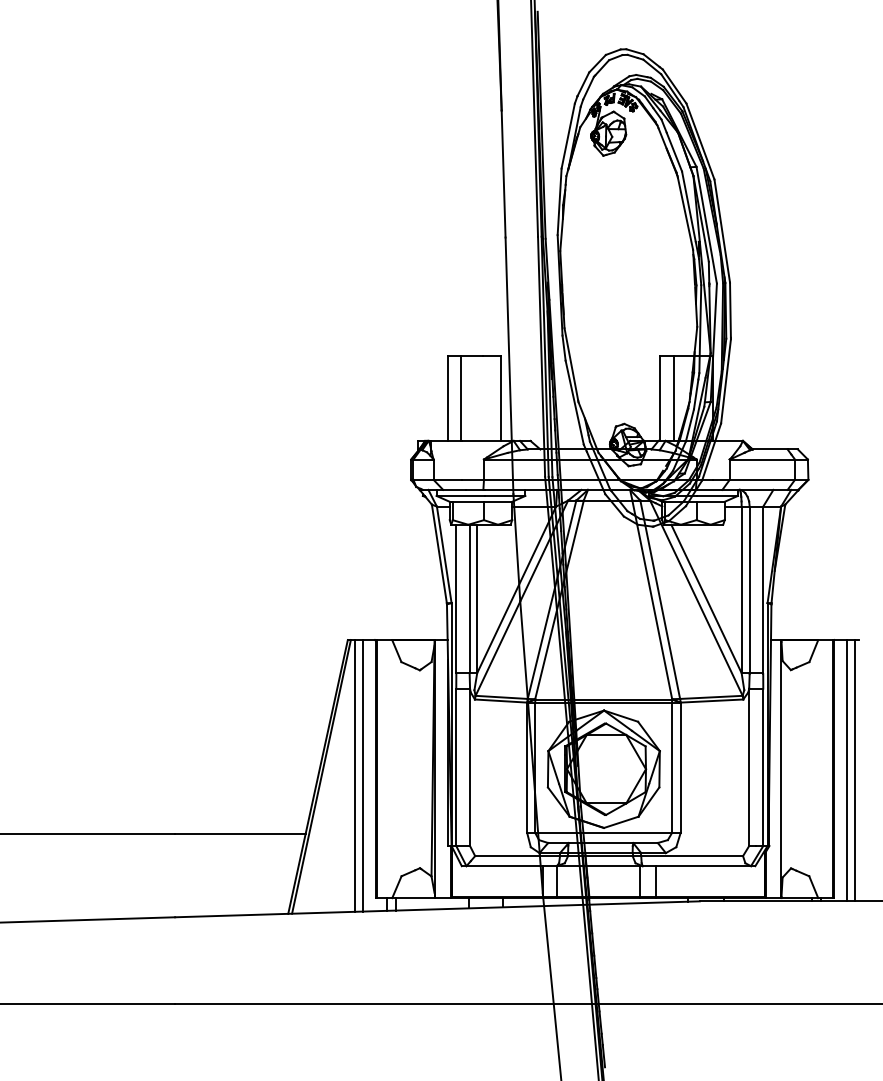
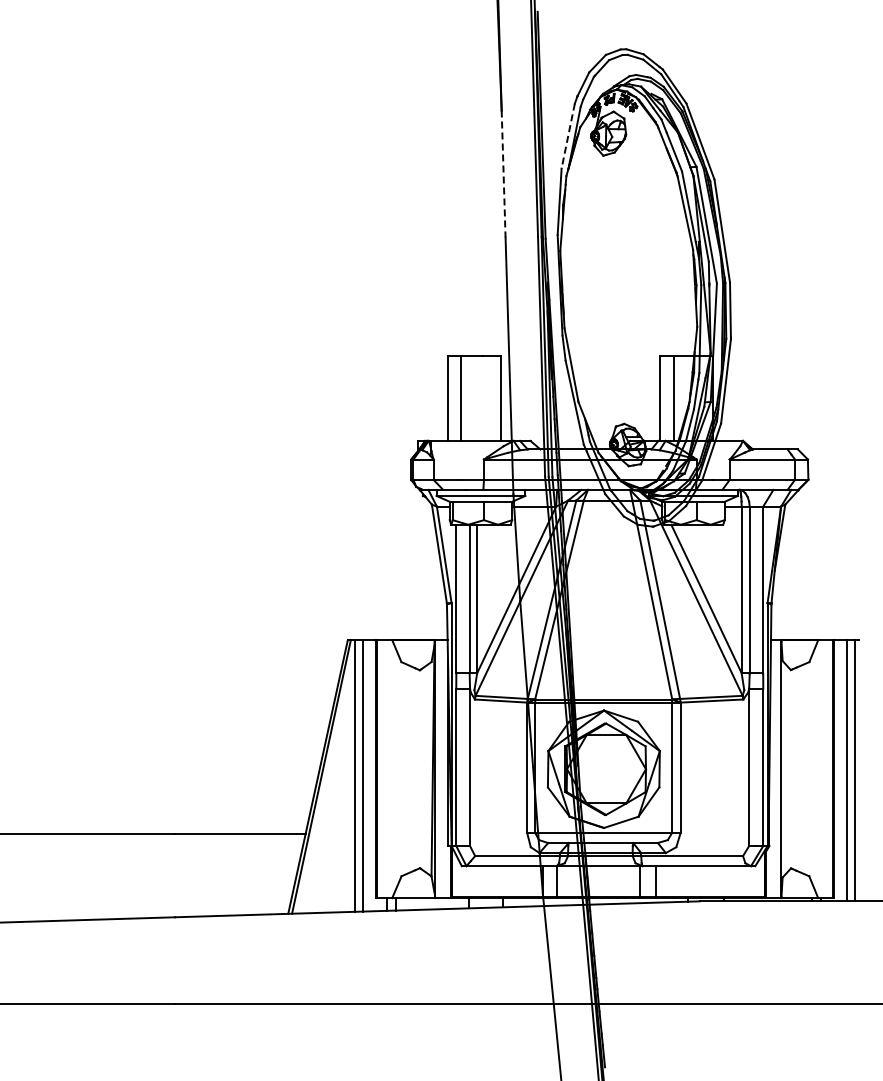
line: solid -> dashed (568, 136)
line: solid -> dashed (503, 174)
